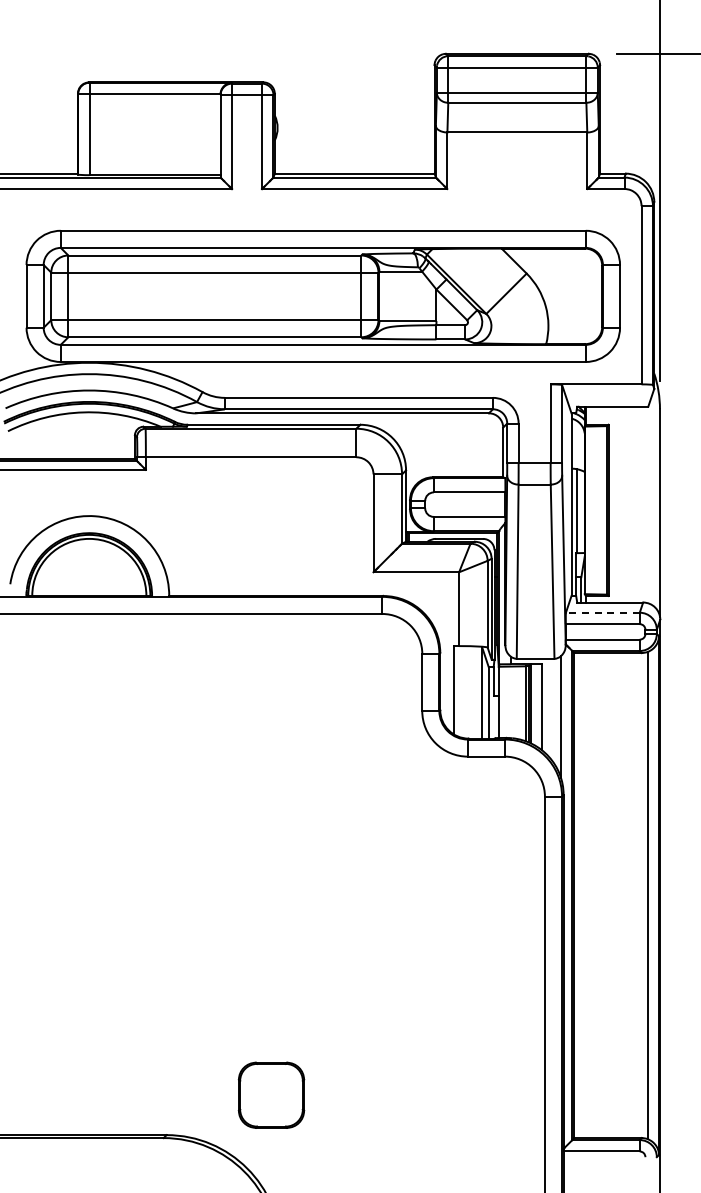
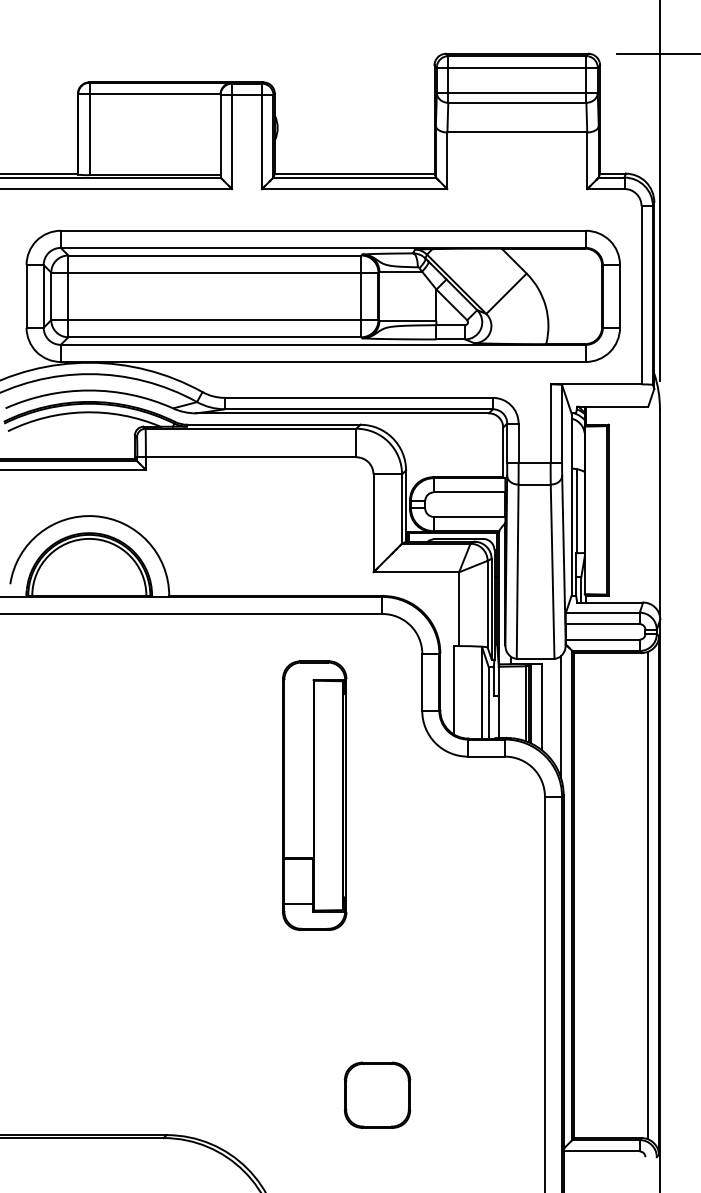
line: dashed -> solid (602, 612)
part: none -> present (314, 795)
part position: (271, 1094) -> (377, 1094) (377, 1094)
